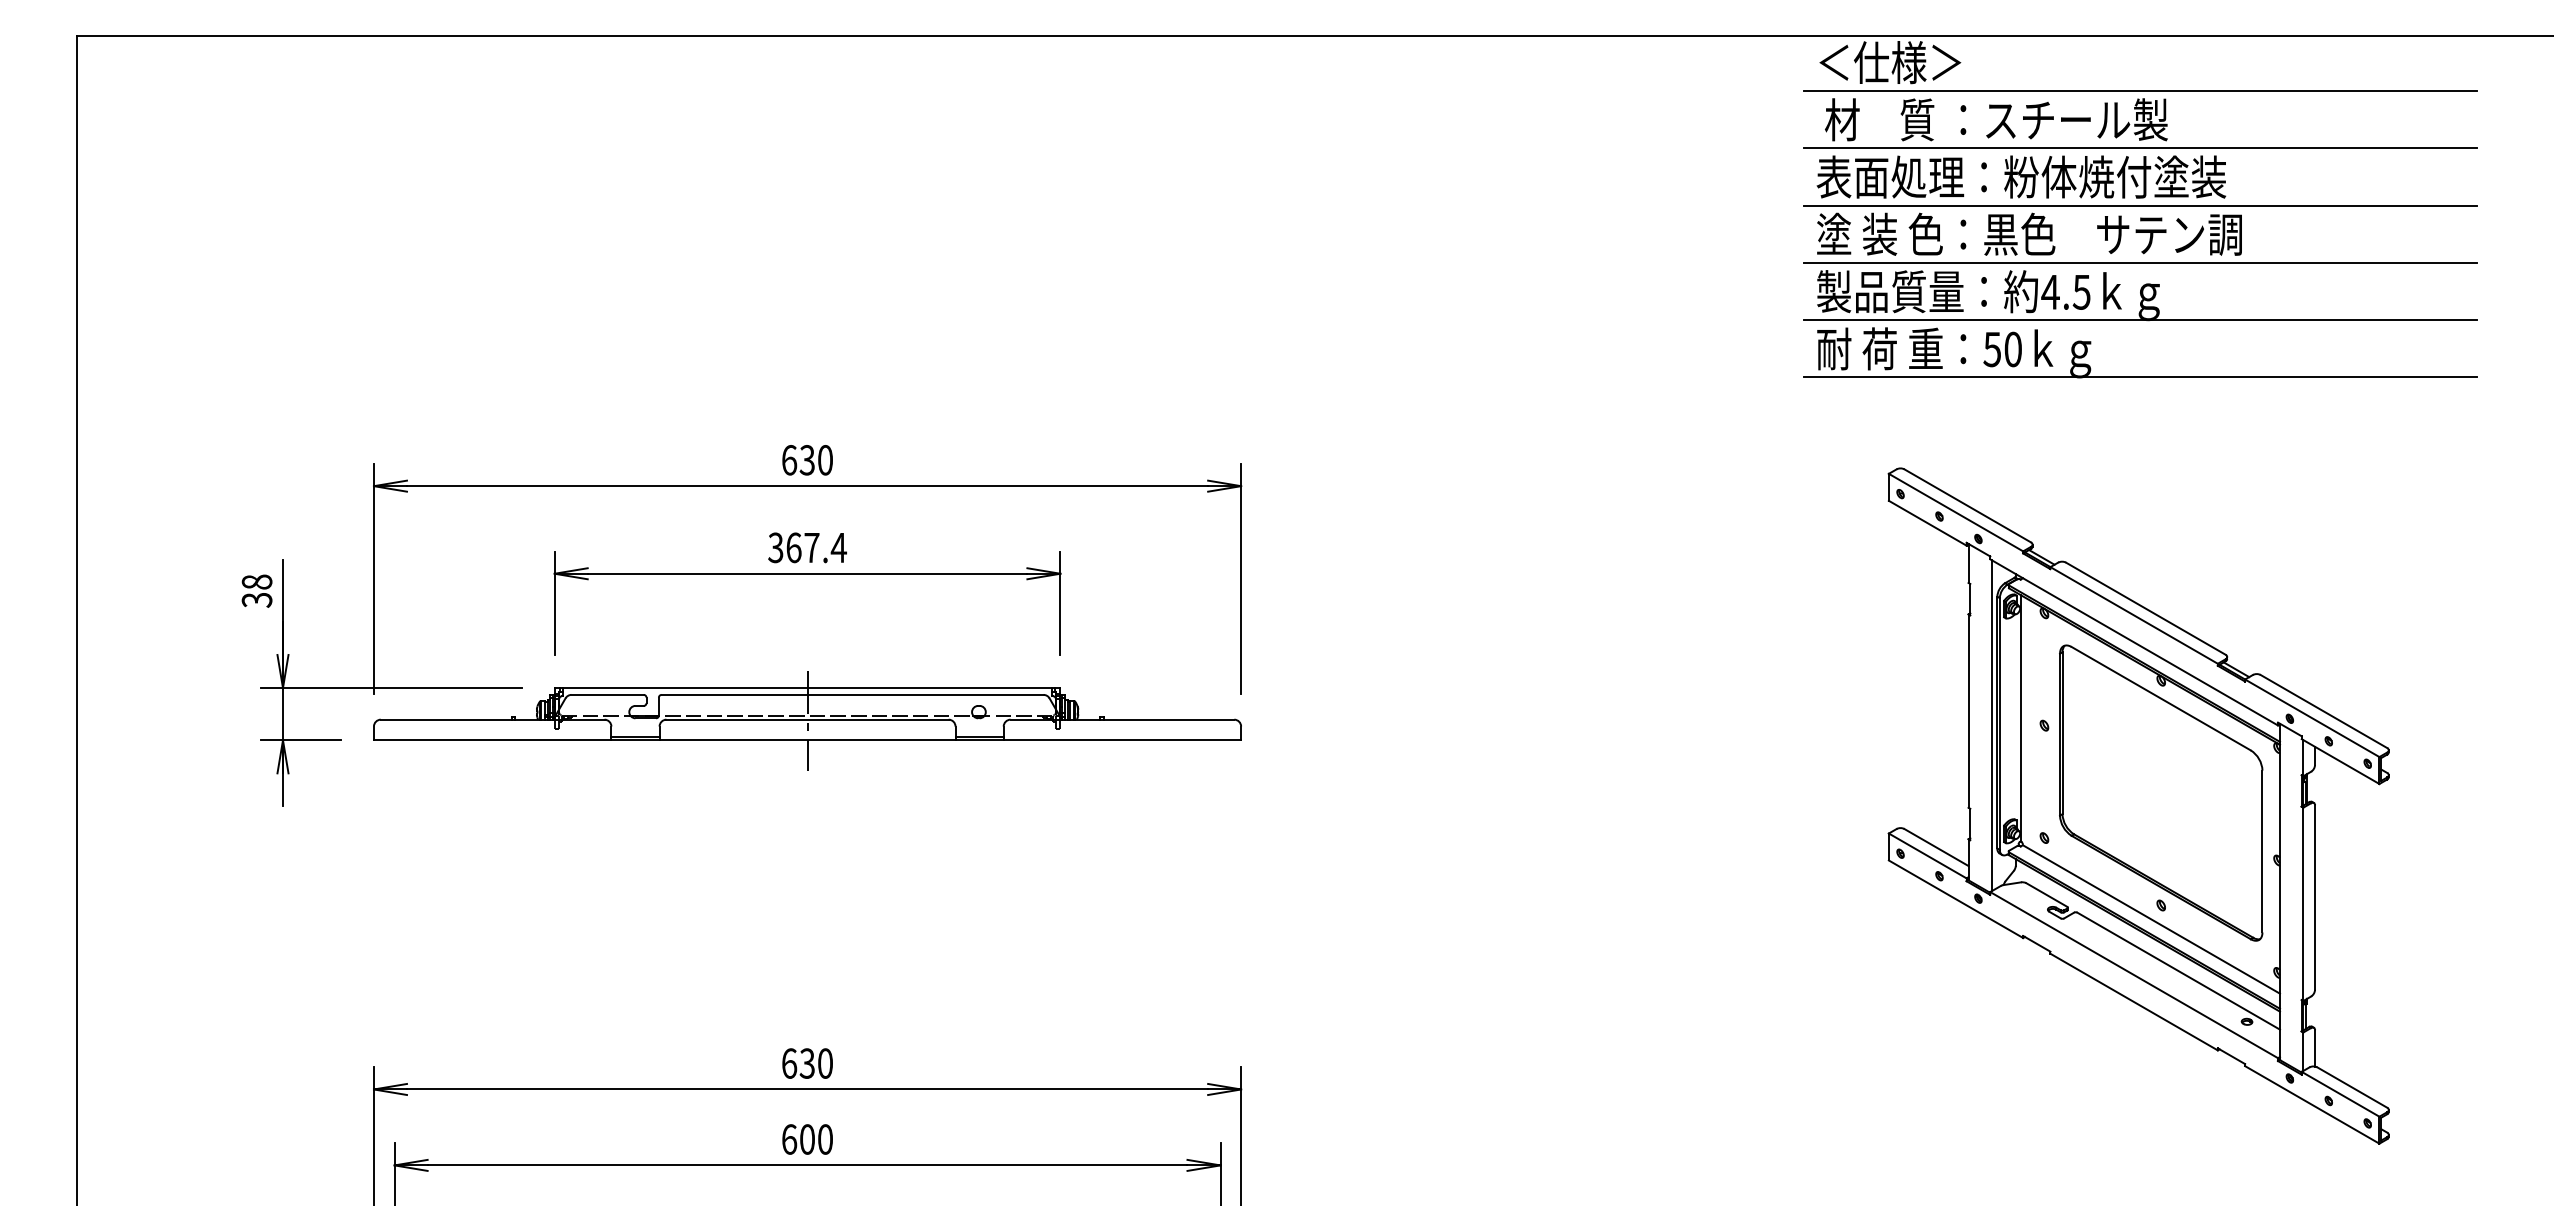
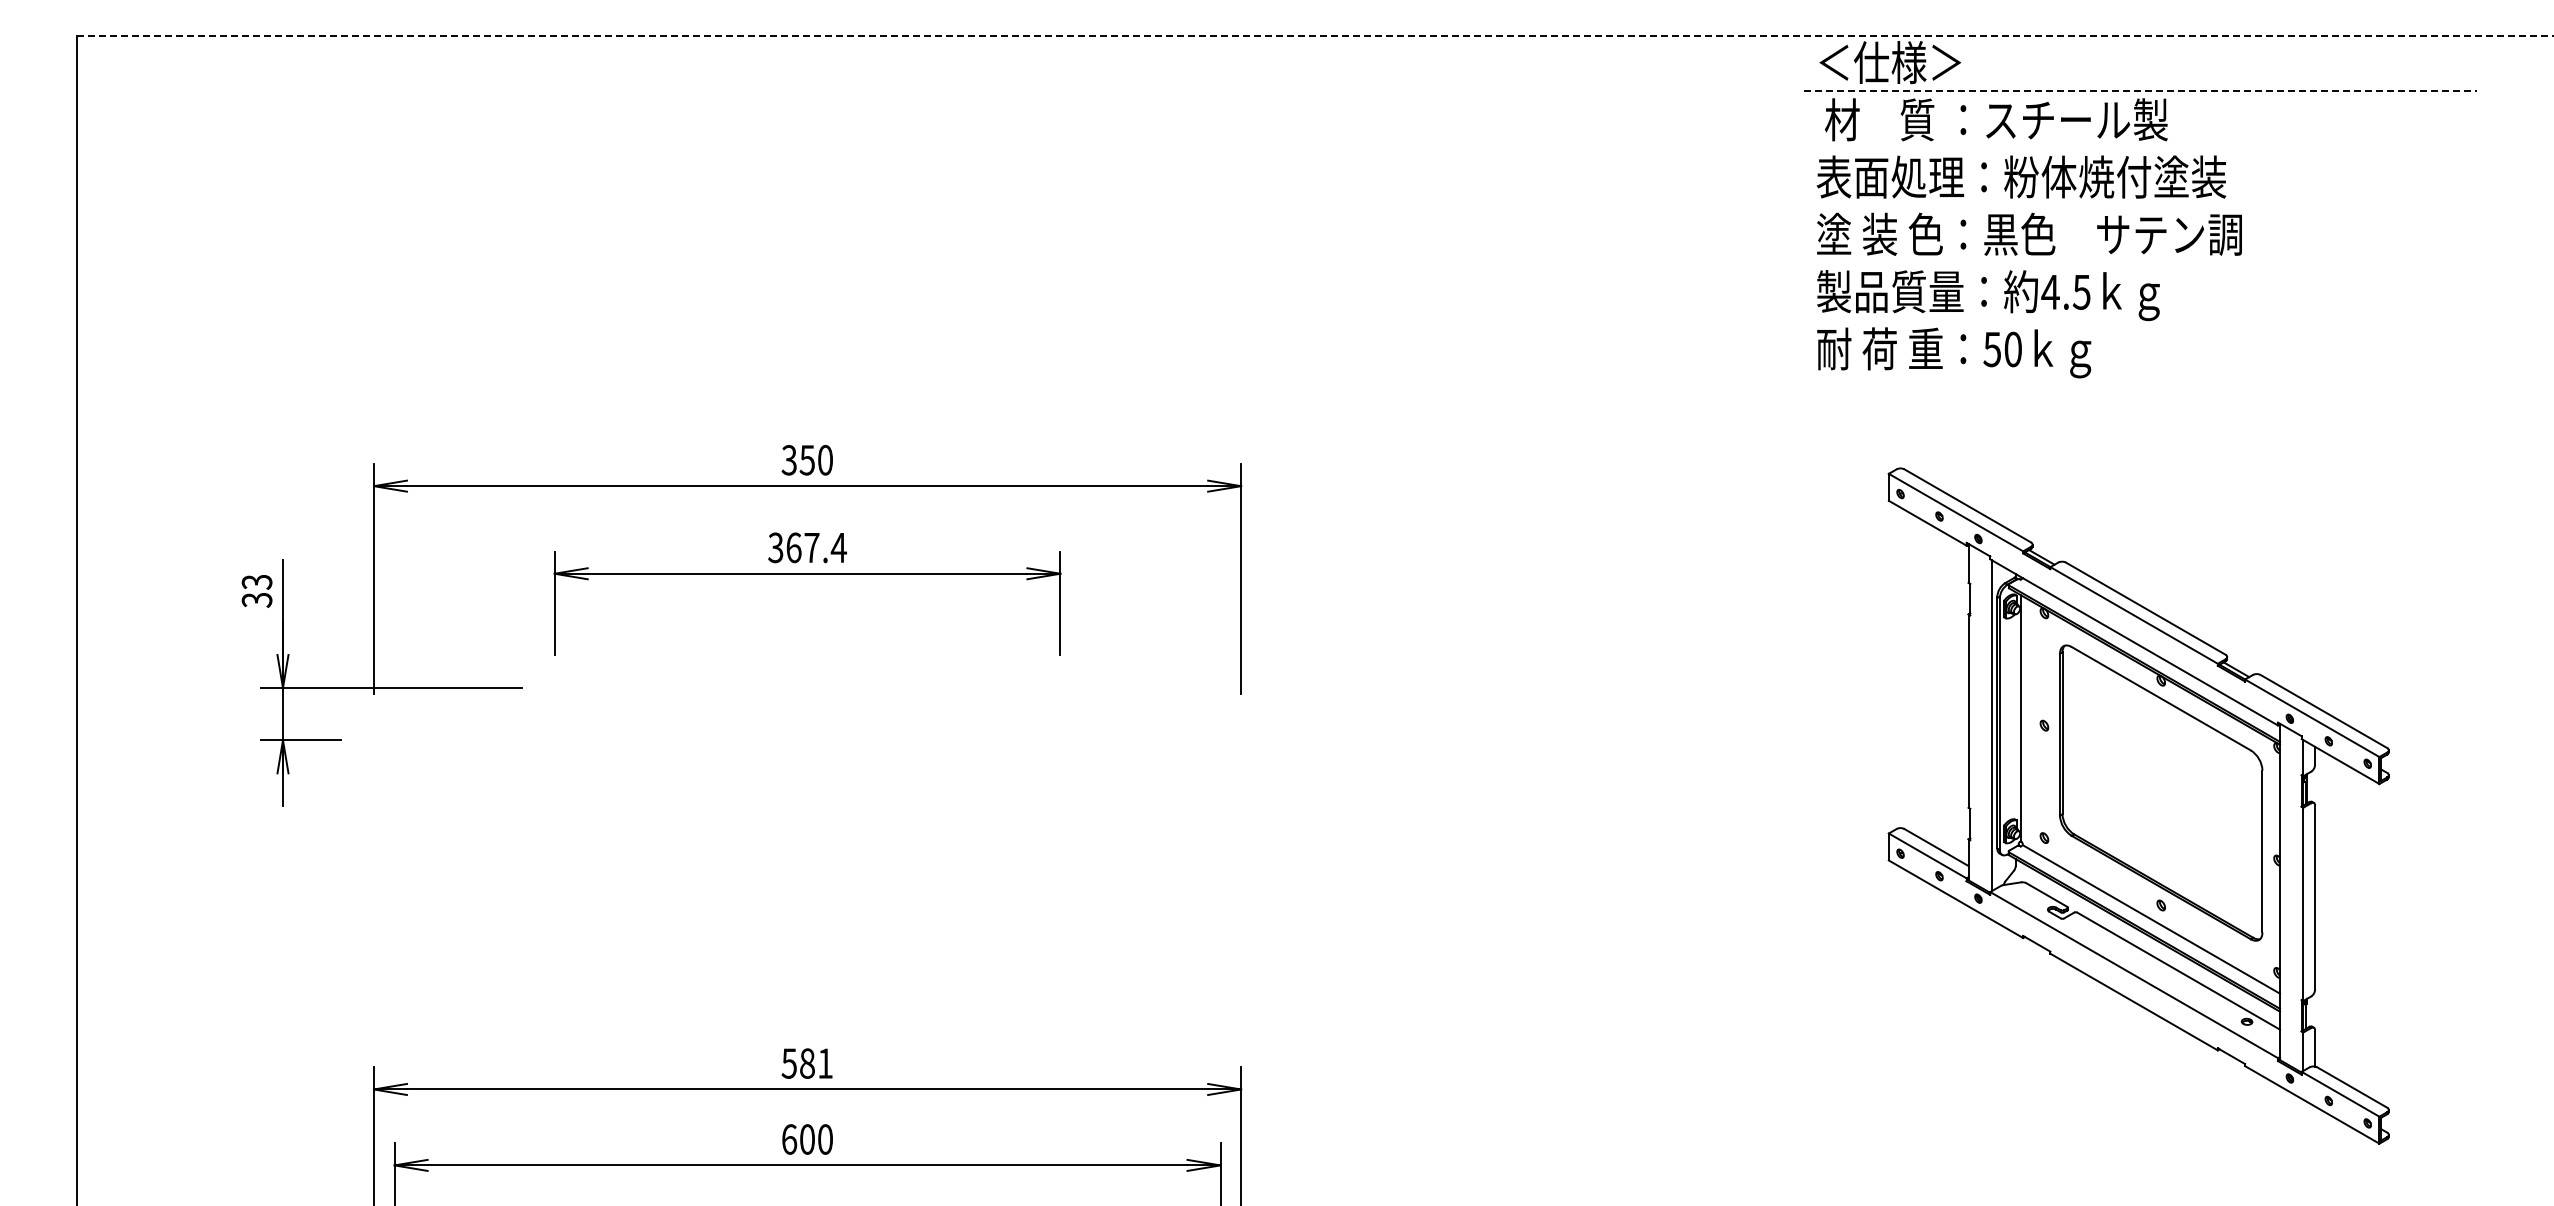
line: solid -> dashed (1315, 35)
line: solid -> dashed (2140, 91)
line: present -> none (2140, 148)
line: present -> none (2140, 205)
line: present -> none (2140, 262)
line: present -> none (2140, 320)
line: present -> none (2140, 377)
text: 630 -> 350 (797, 460)
text: 38 -> 33 (256, 581)
part: present -> none (807, 720)
text: 630 -> 581 (806, 1063)
